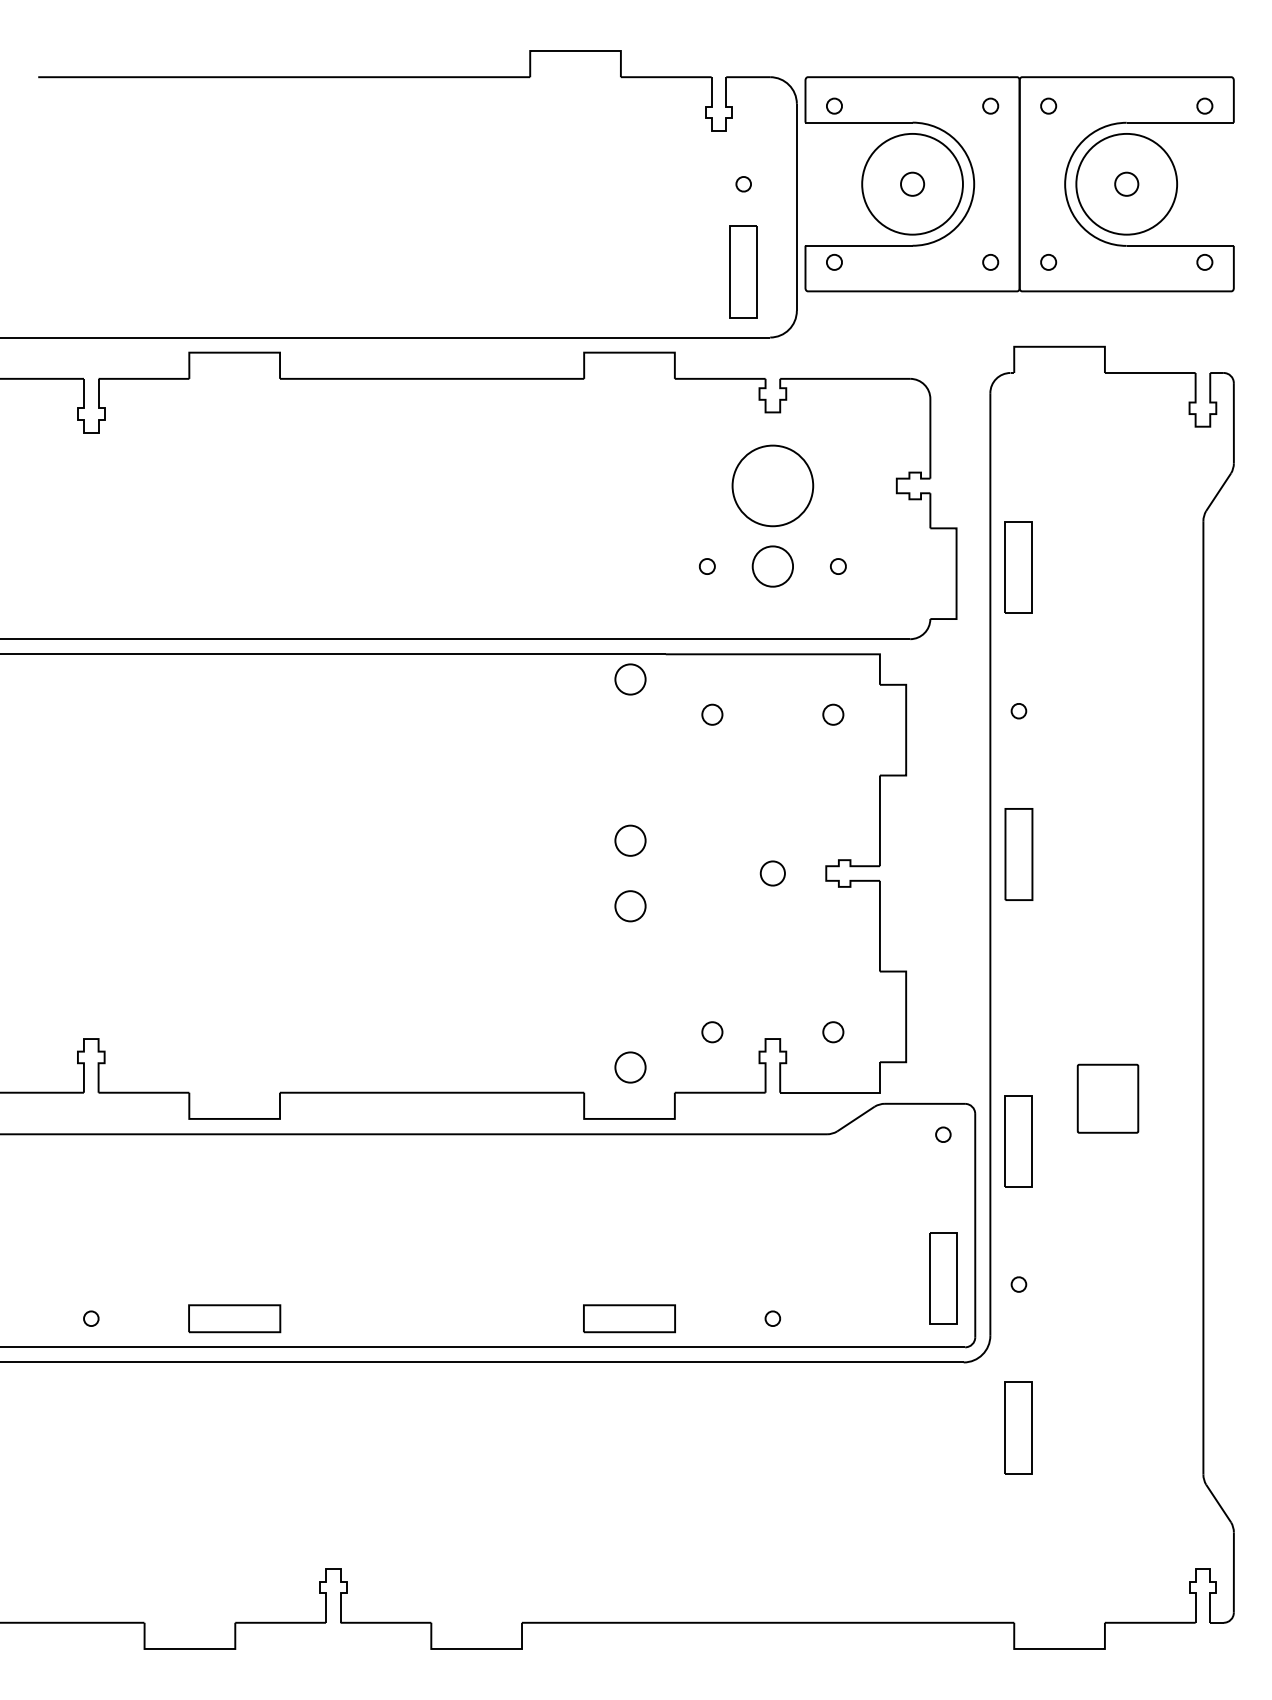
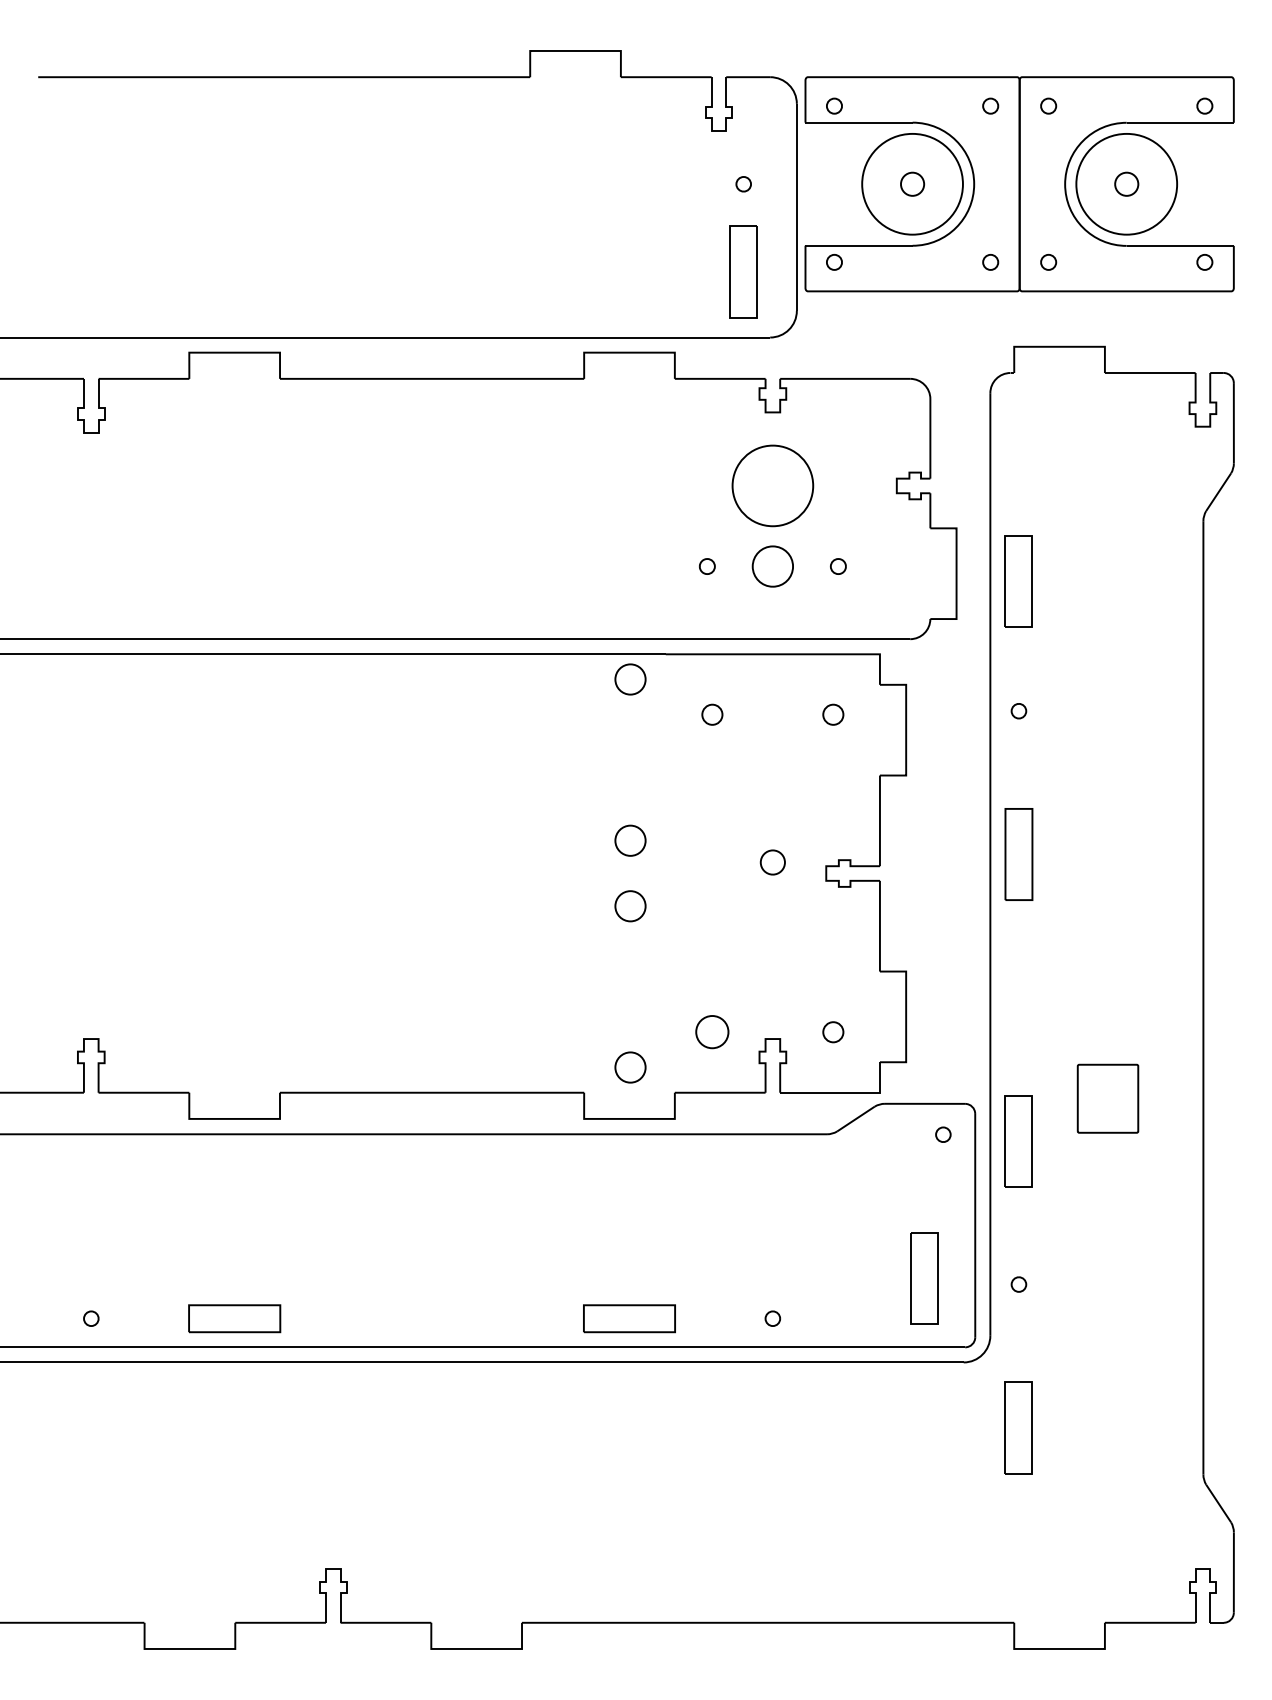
part position: (1018, 567) -> (1018, 581) (1018, 581)
part position: (772, 873) -> (772, 862) (772, 862)
part size: 23x23 px -> 35x35 px (712, 1032)
part position: (943, 1278) -> (924, 1278) (924, 1278)
